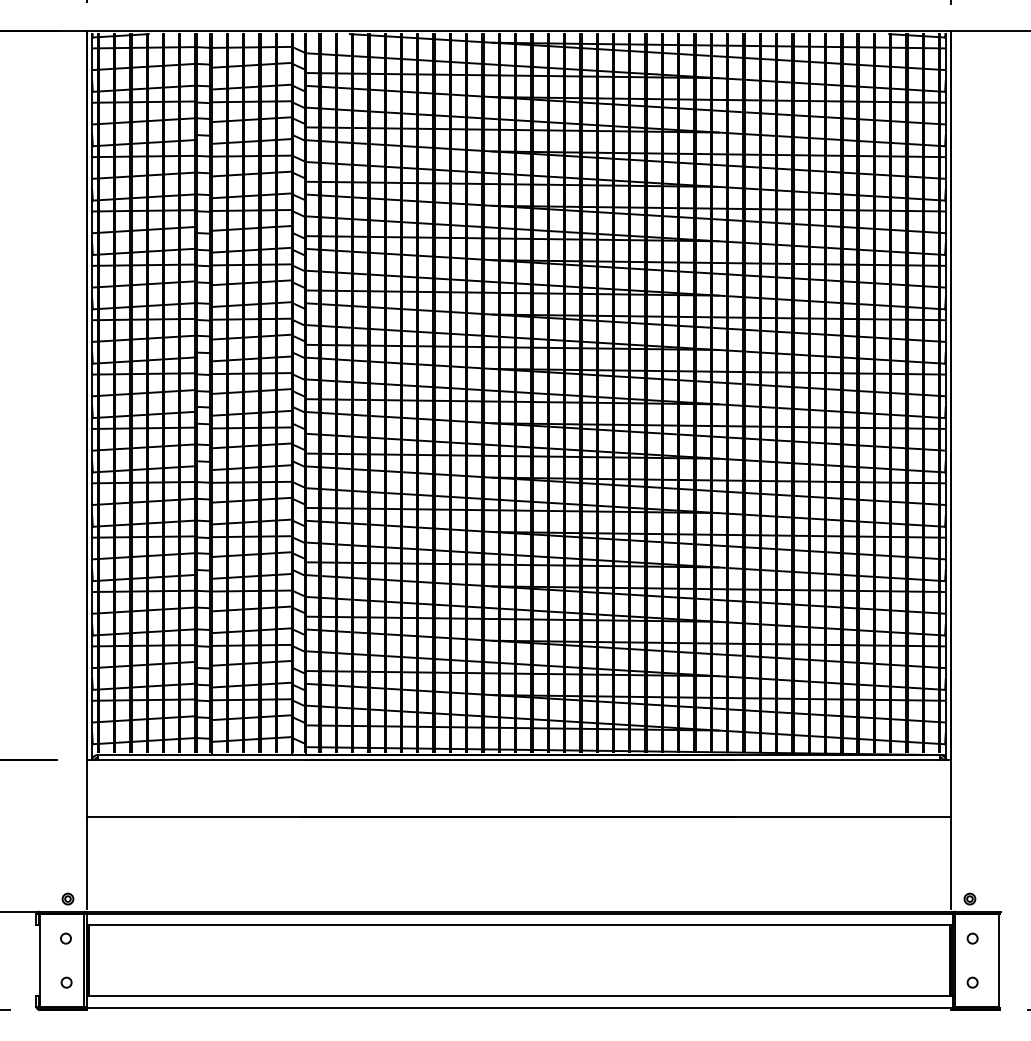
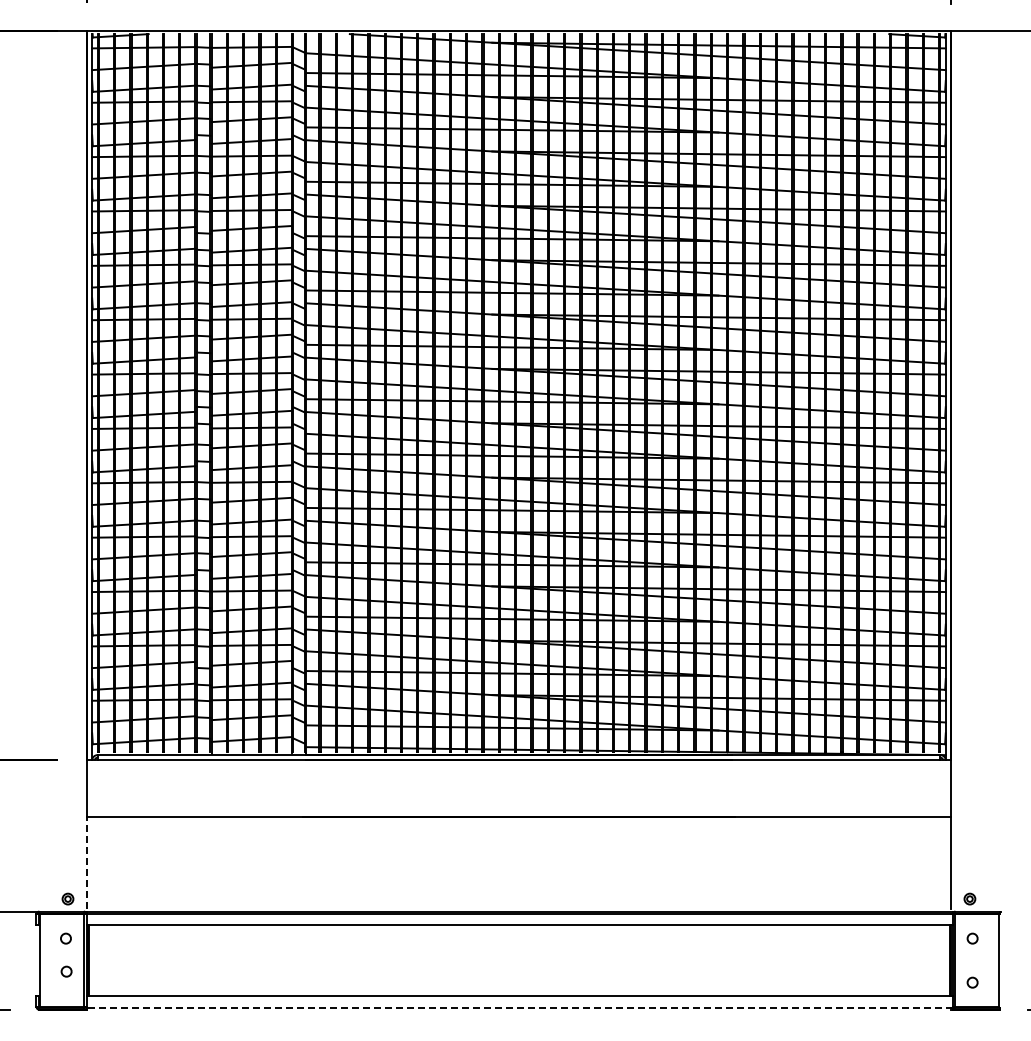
line: solid -> dashed (86, 862)
circle position: (66, 982) -> (66, 971) (66, 971)
line: solid -> dashed (519, 1007)
